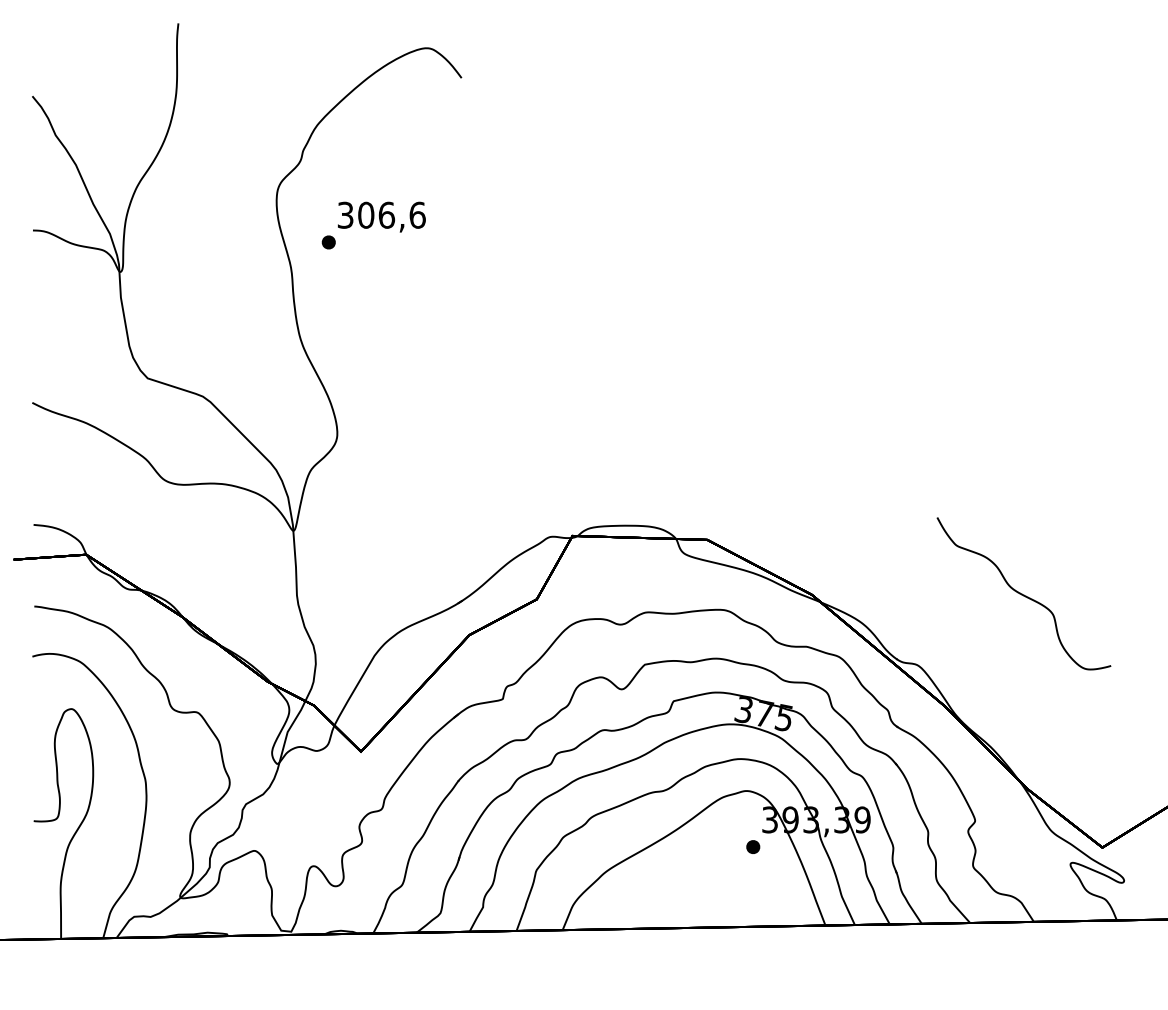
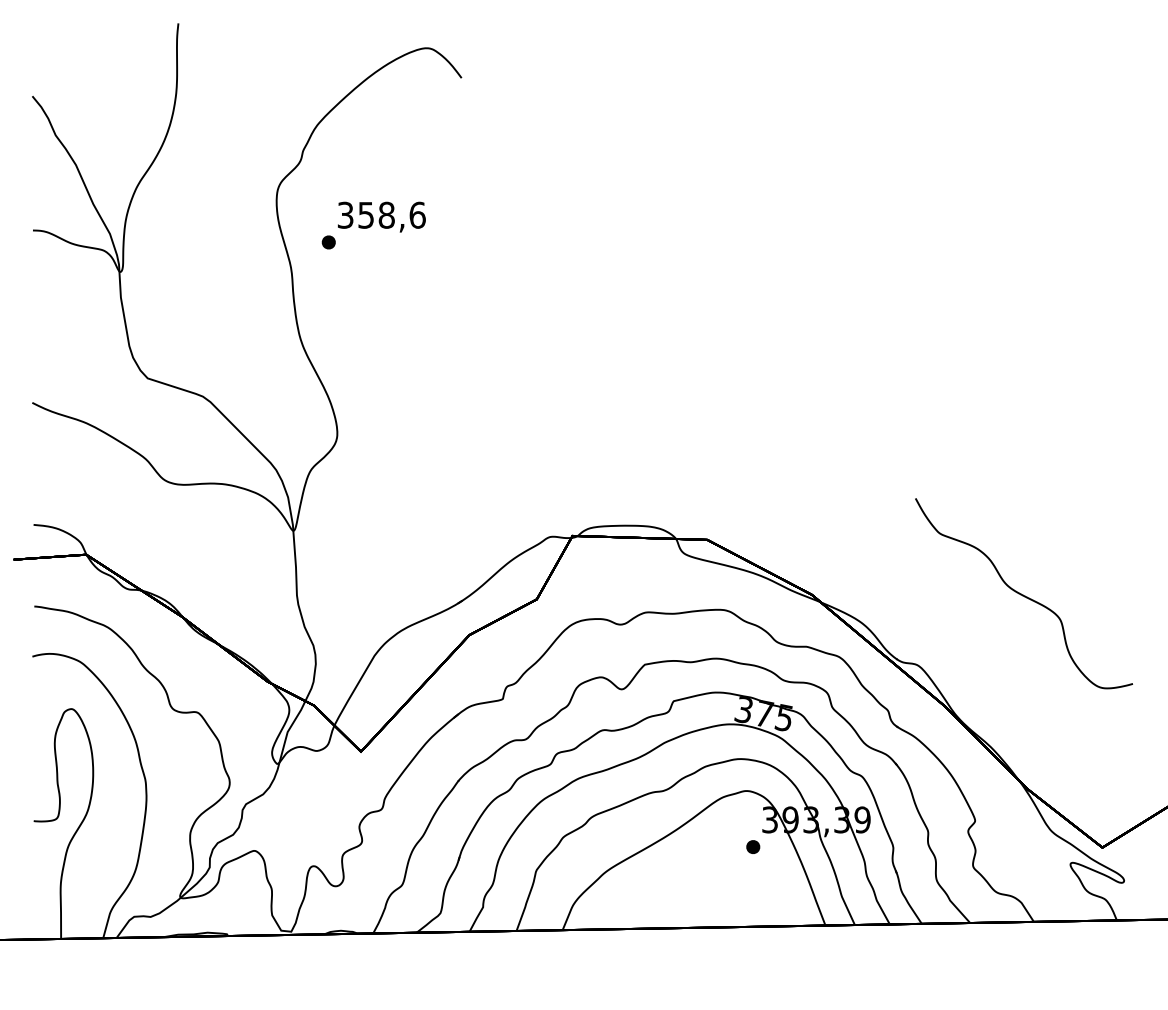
text: 306,6 -> 358,6 (376, 214)
part size: 176x154 px -> 218x192 px (1023, 593)
